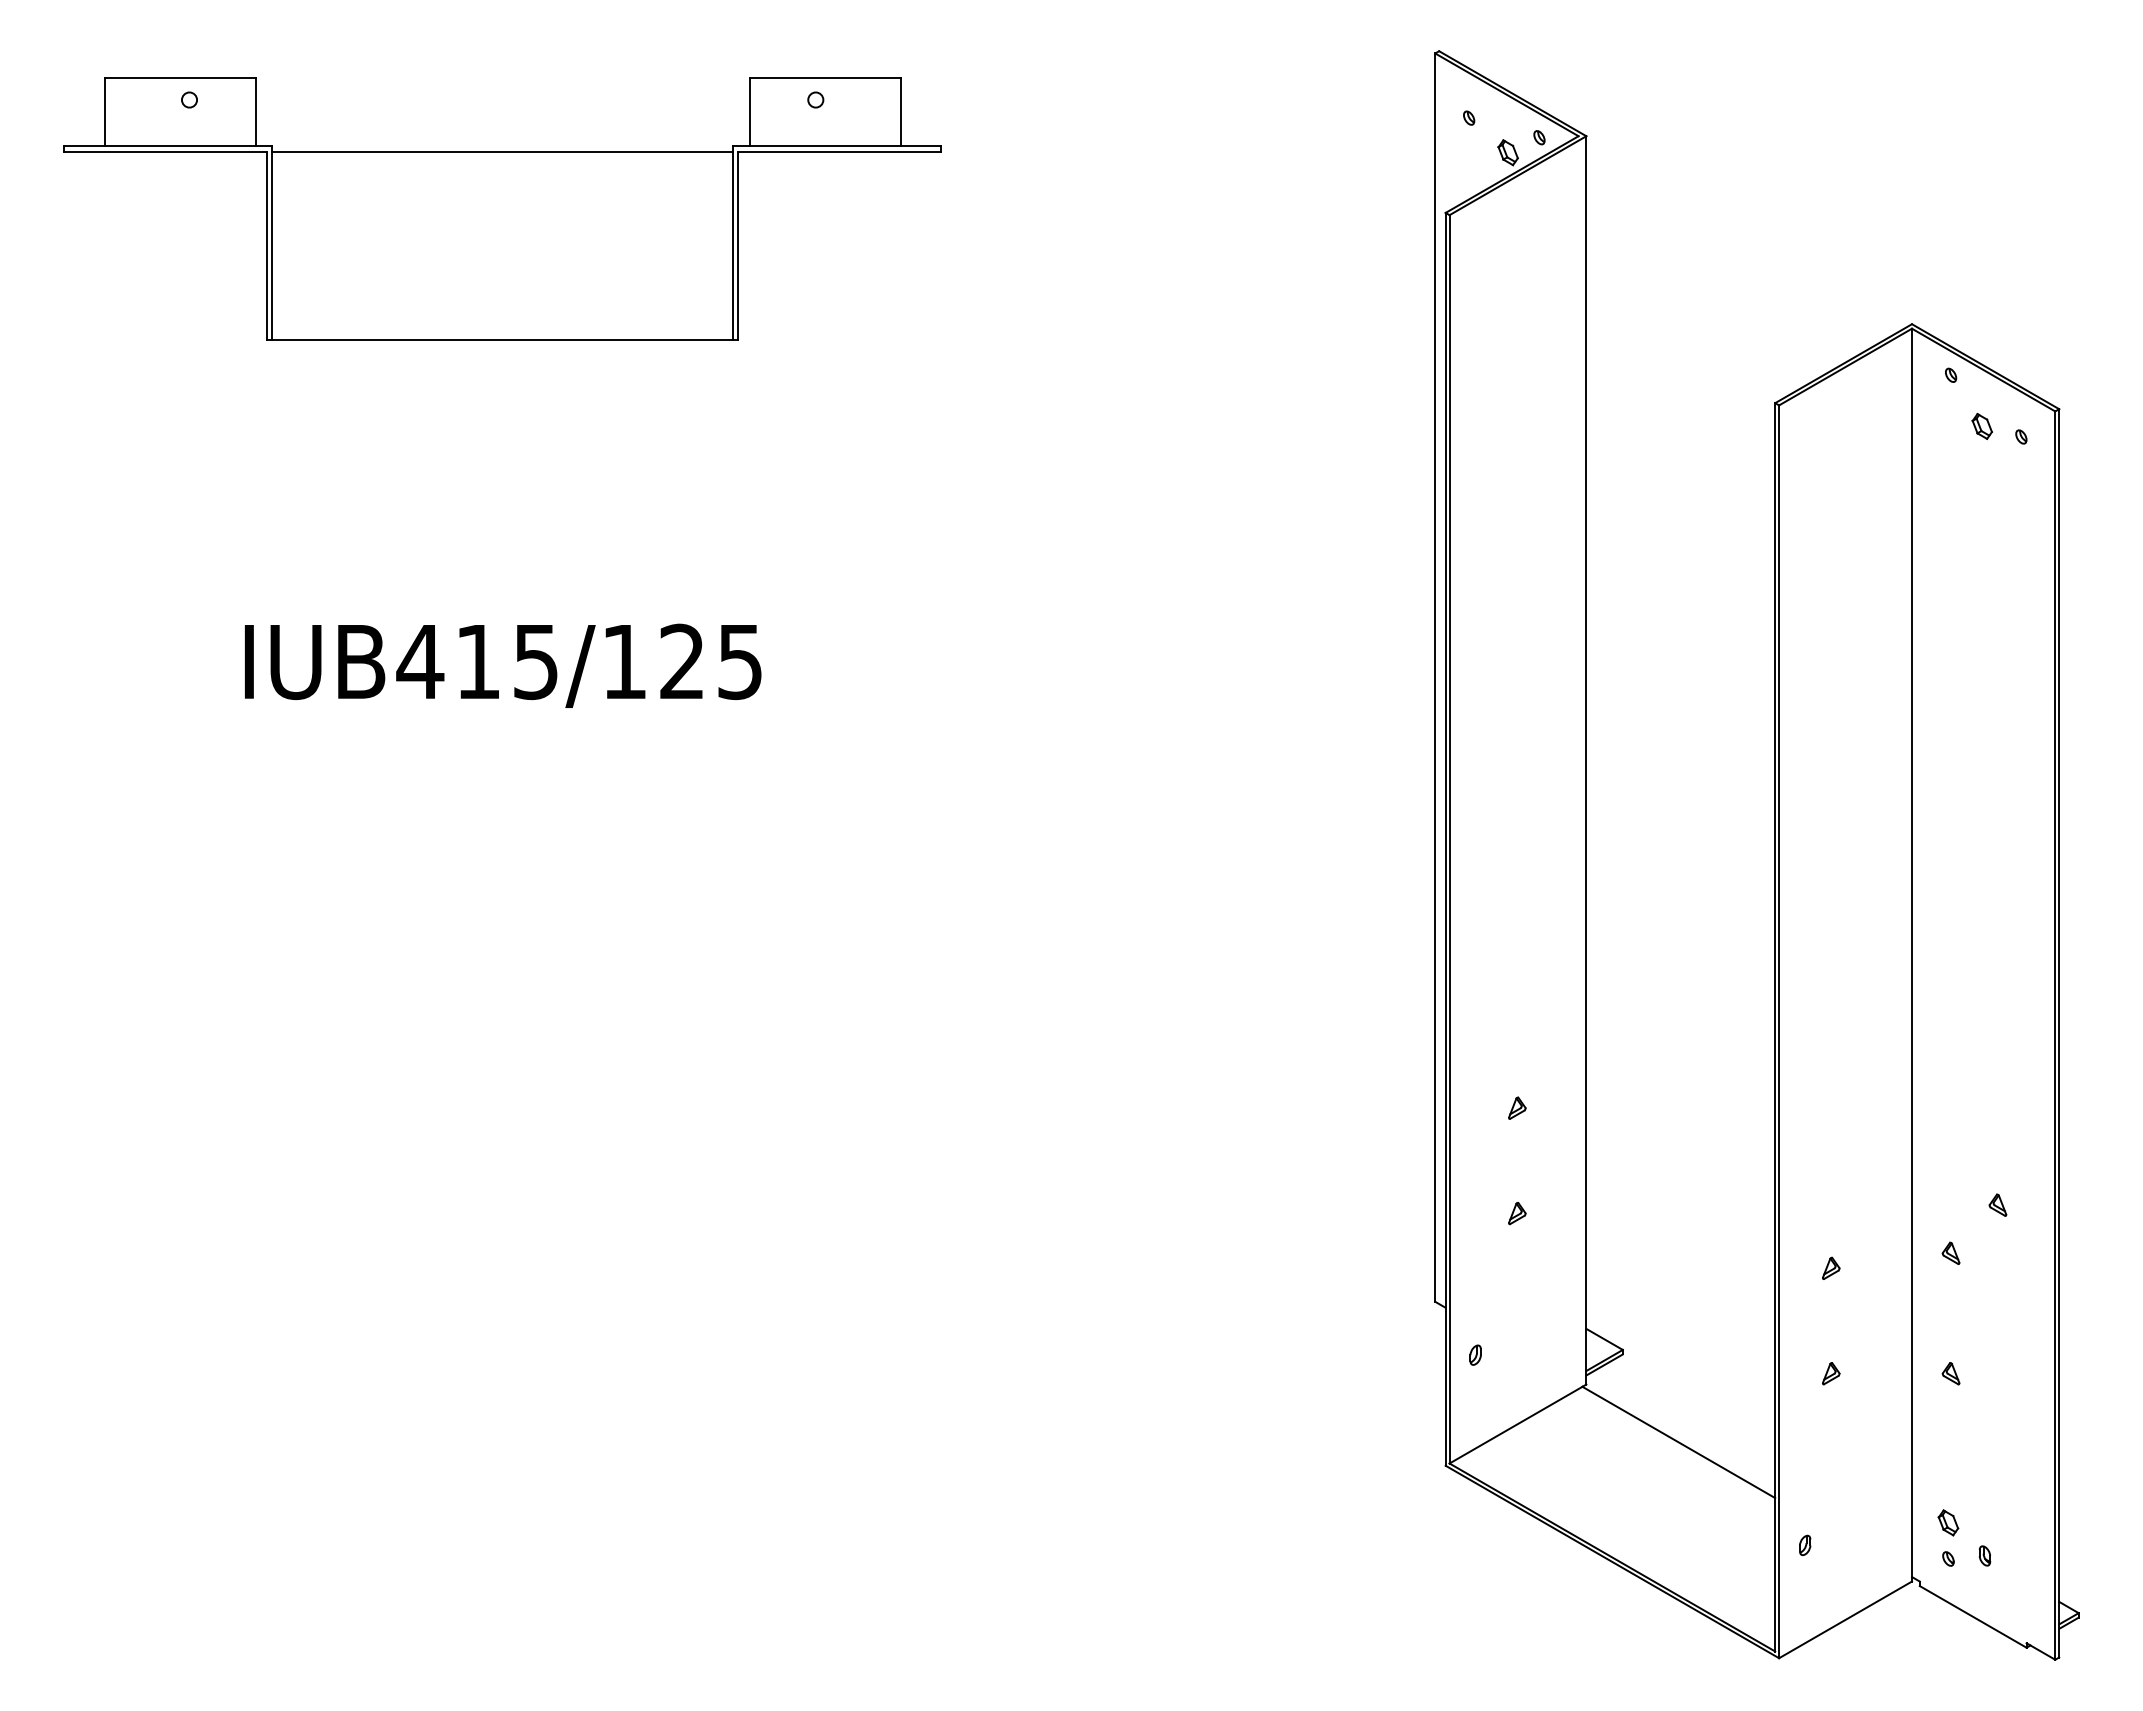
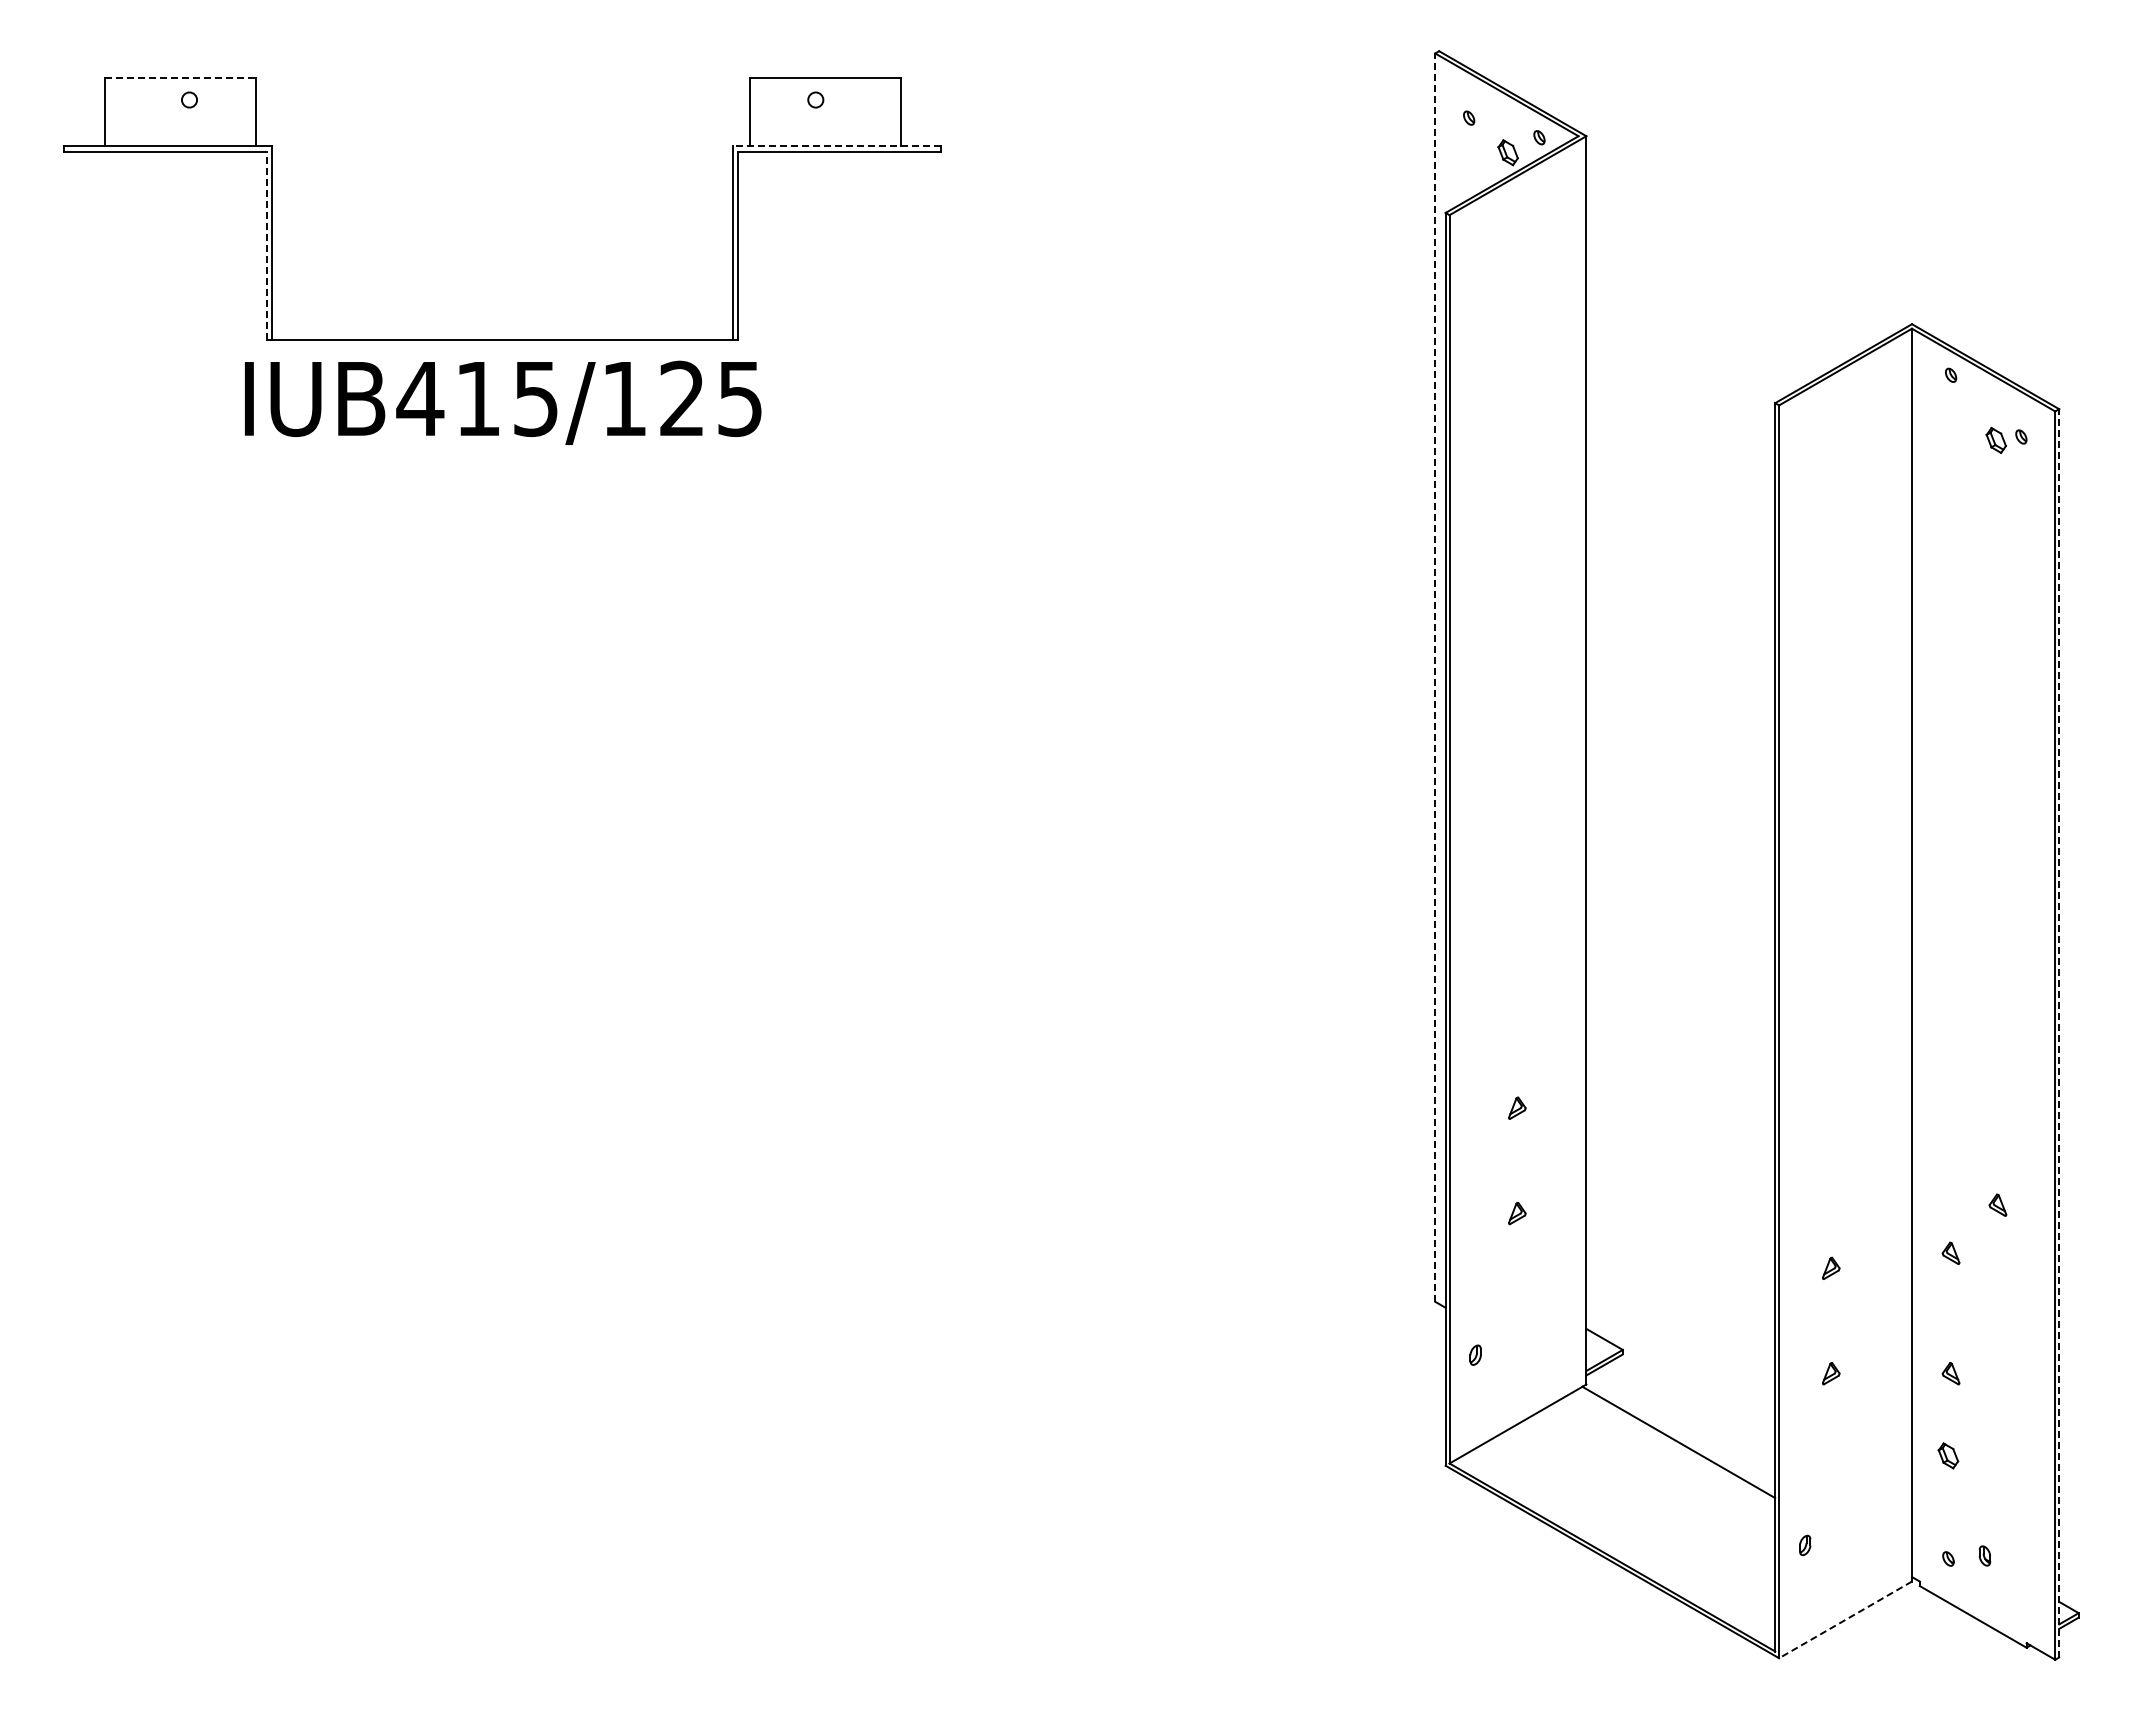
line: solid -> dashed (180, 77)
line: solid -> dashed (836, 146)
line: present -> none (502, 151)
line: solid -> dashed (266, 245)
part position: (1981, 425) -> (1995, 439) (1995, 439)
text position: (503, 665) -> (503, 402) (503, 402)
line: solid -> dashed (1435, 677)
line: solid -> dashed (2059, 1032)
part position: (1948, 1522) -> (1948, 1455) (1948, 1455)
line: solid -> dashed (1845, 1619)
